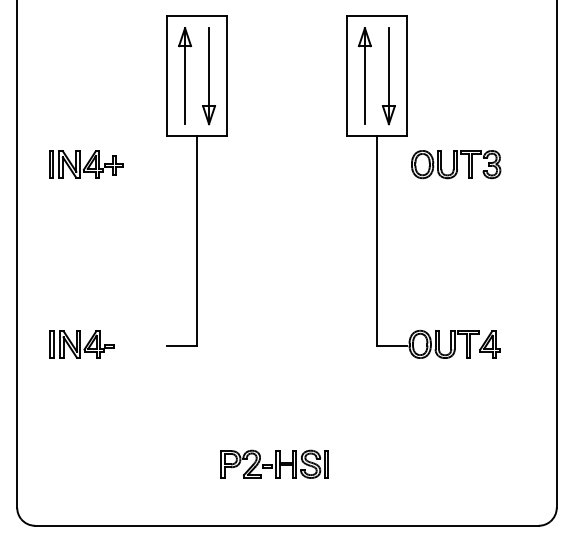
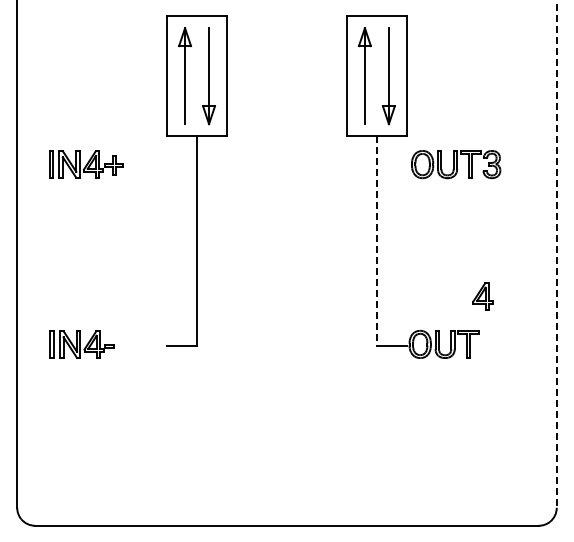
line: solid -> dashed (376, 241)
line: solid -> dashed (556, 254)
part position: (489, 344) -> (482, 296) (482, 296)
part: present -> none (274, 463)
